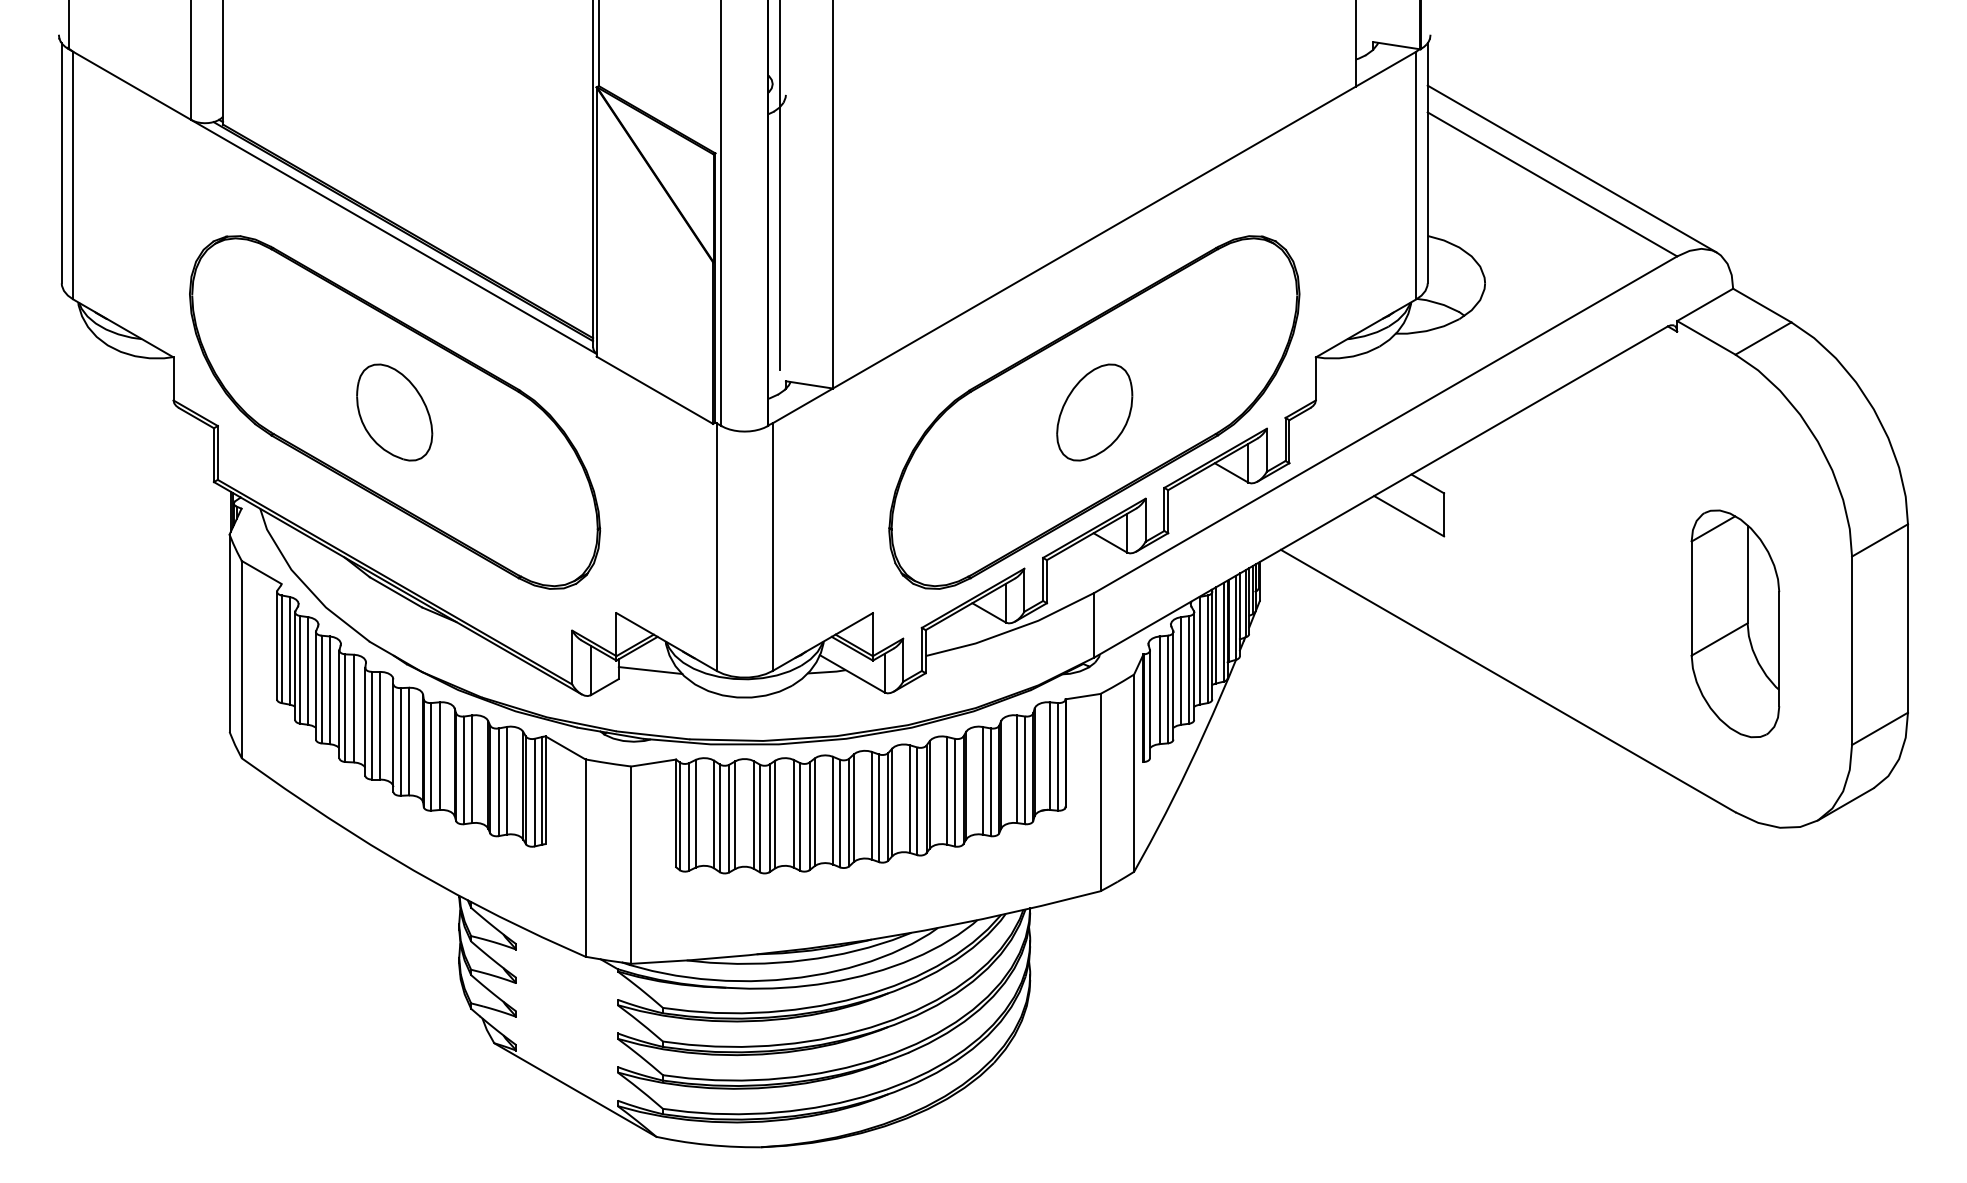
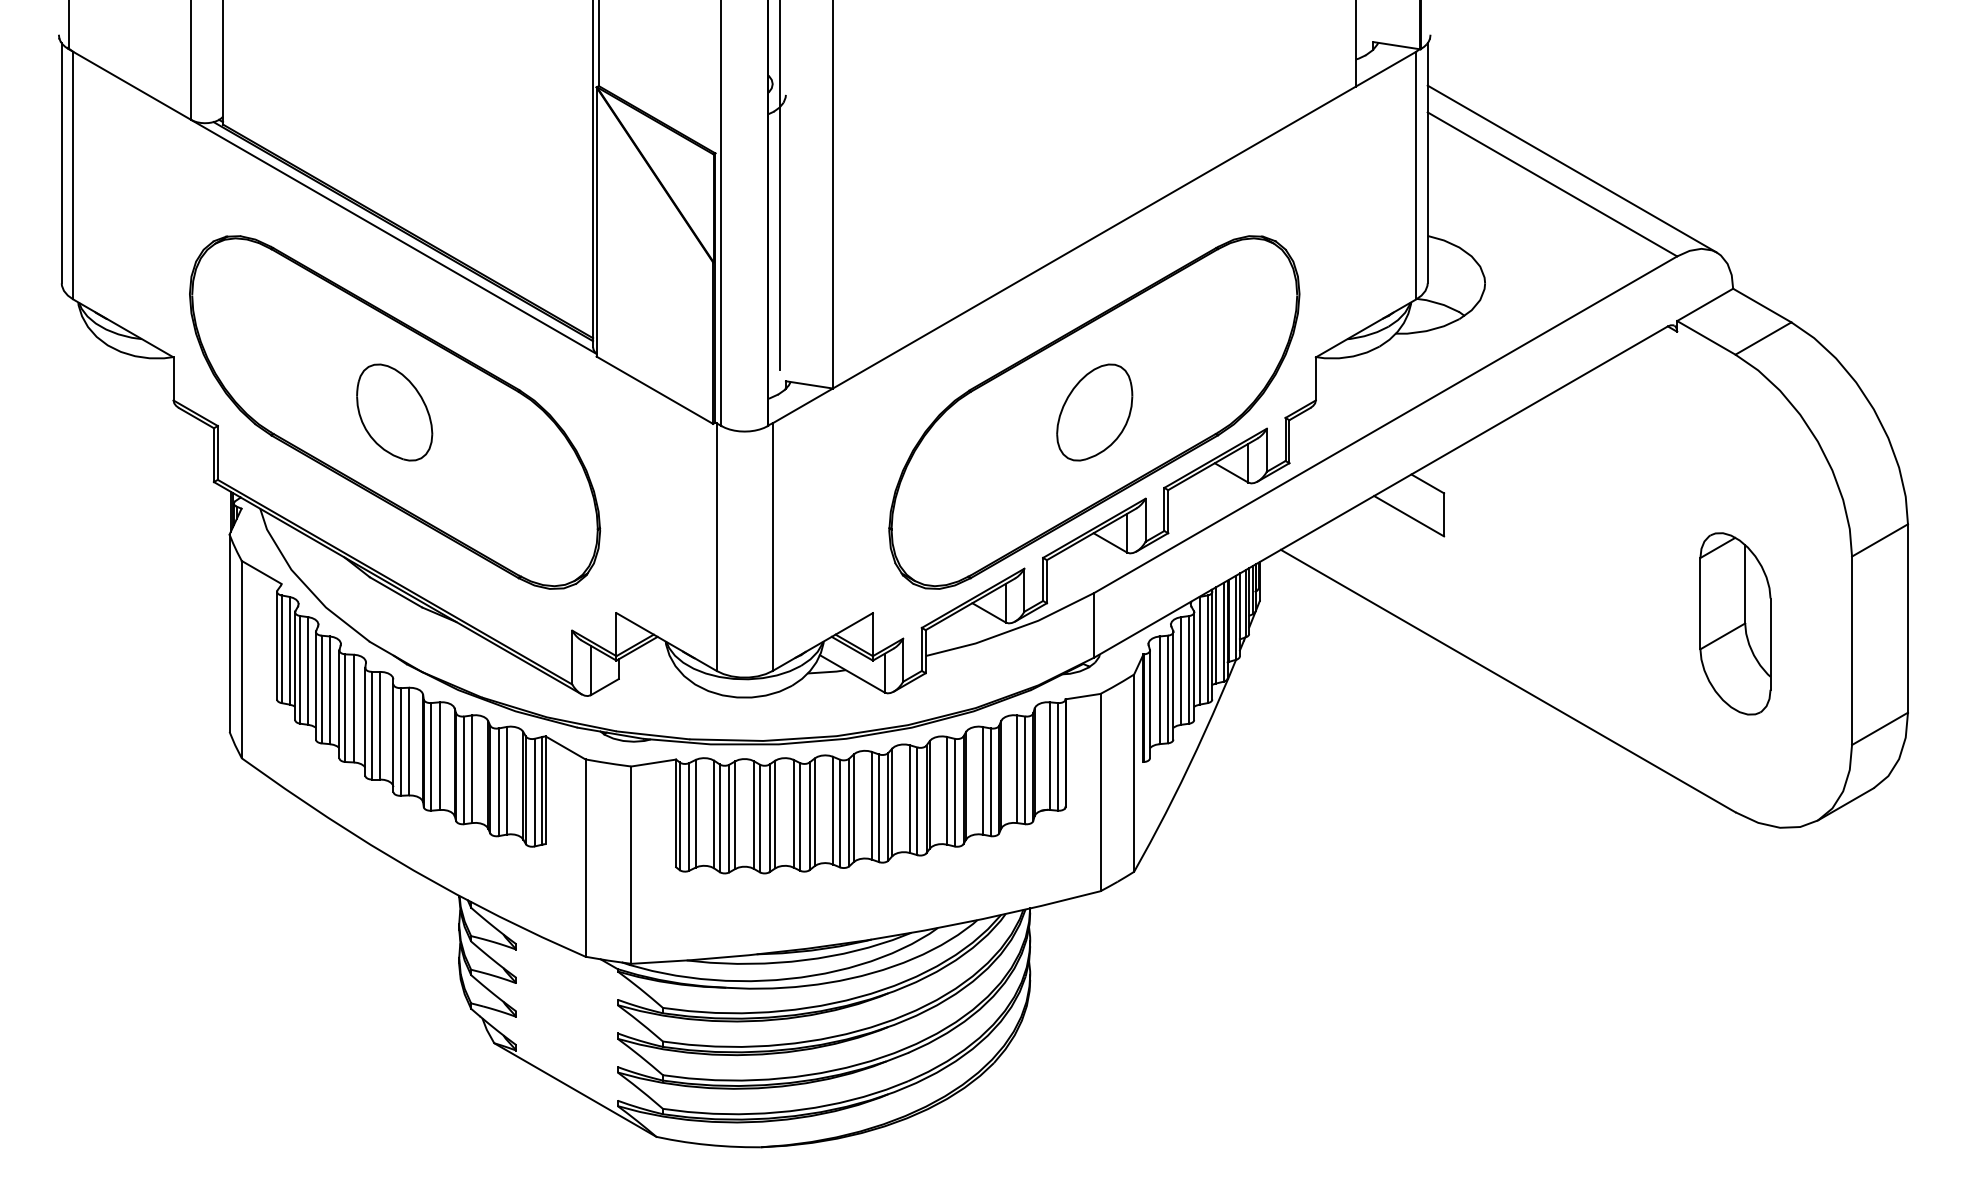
part size: 91x230 px -> 73x184 px (1735, 623)
line: present -> none (650, 670)
